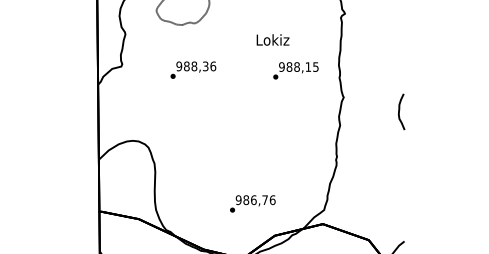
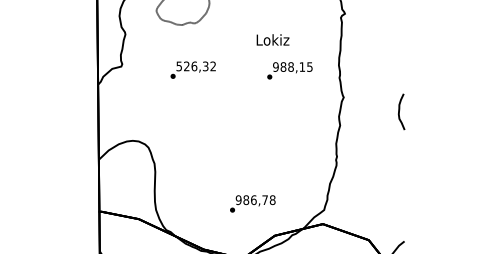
text: 988,36 -> 526,32 (196, 66)
text position: (295, 70) -> (289, 70) (289, 70)
text: 986,76 -> 986,78 (272, 199)
